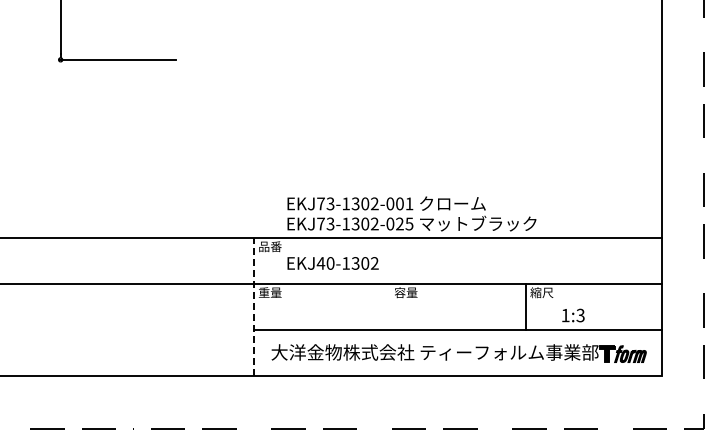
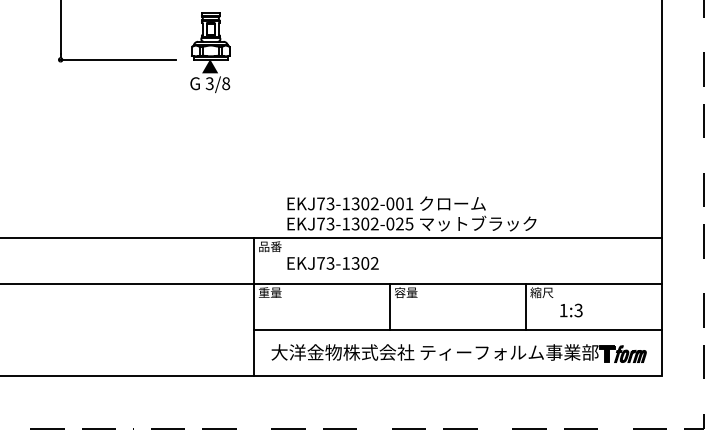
part: none -> present (210, 52)
text: EKJ40-1302 -> EKJ73-1302 (325, 263)
line: dashed -> solid (254, 306)
line: none -> present (390, 306)
text position: (573, 315) -> (571, 310) (571, 310)
